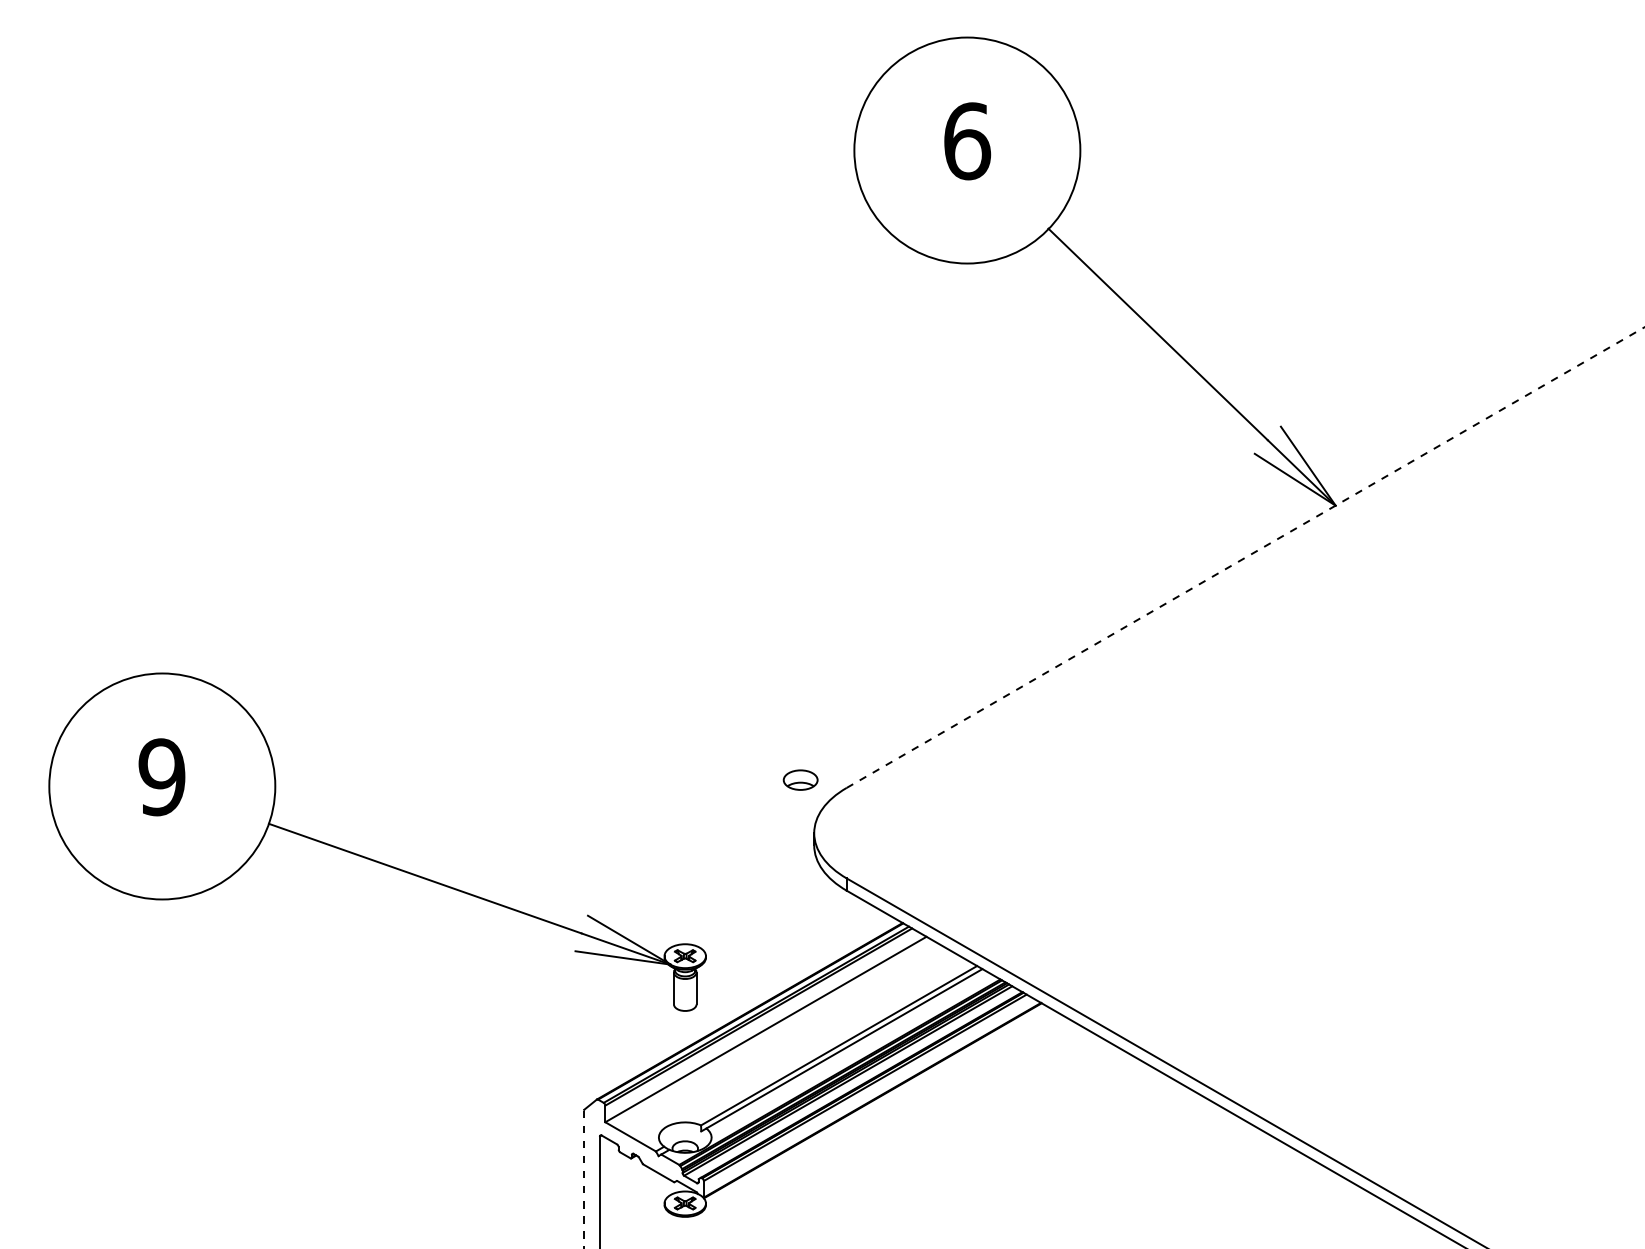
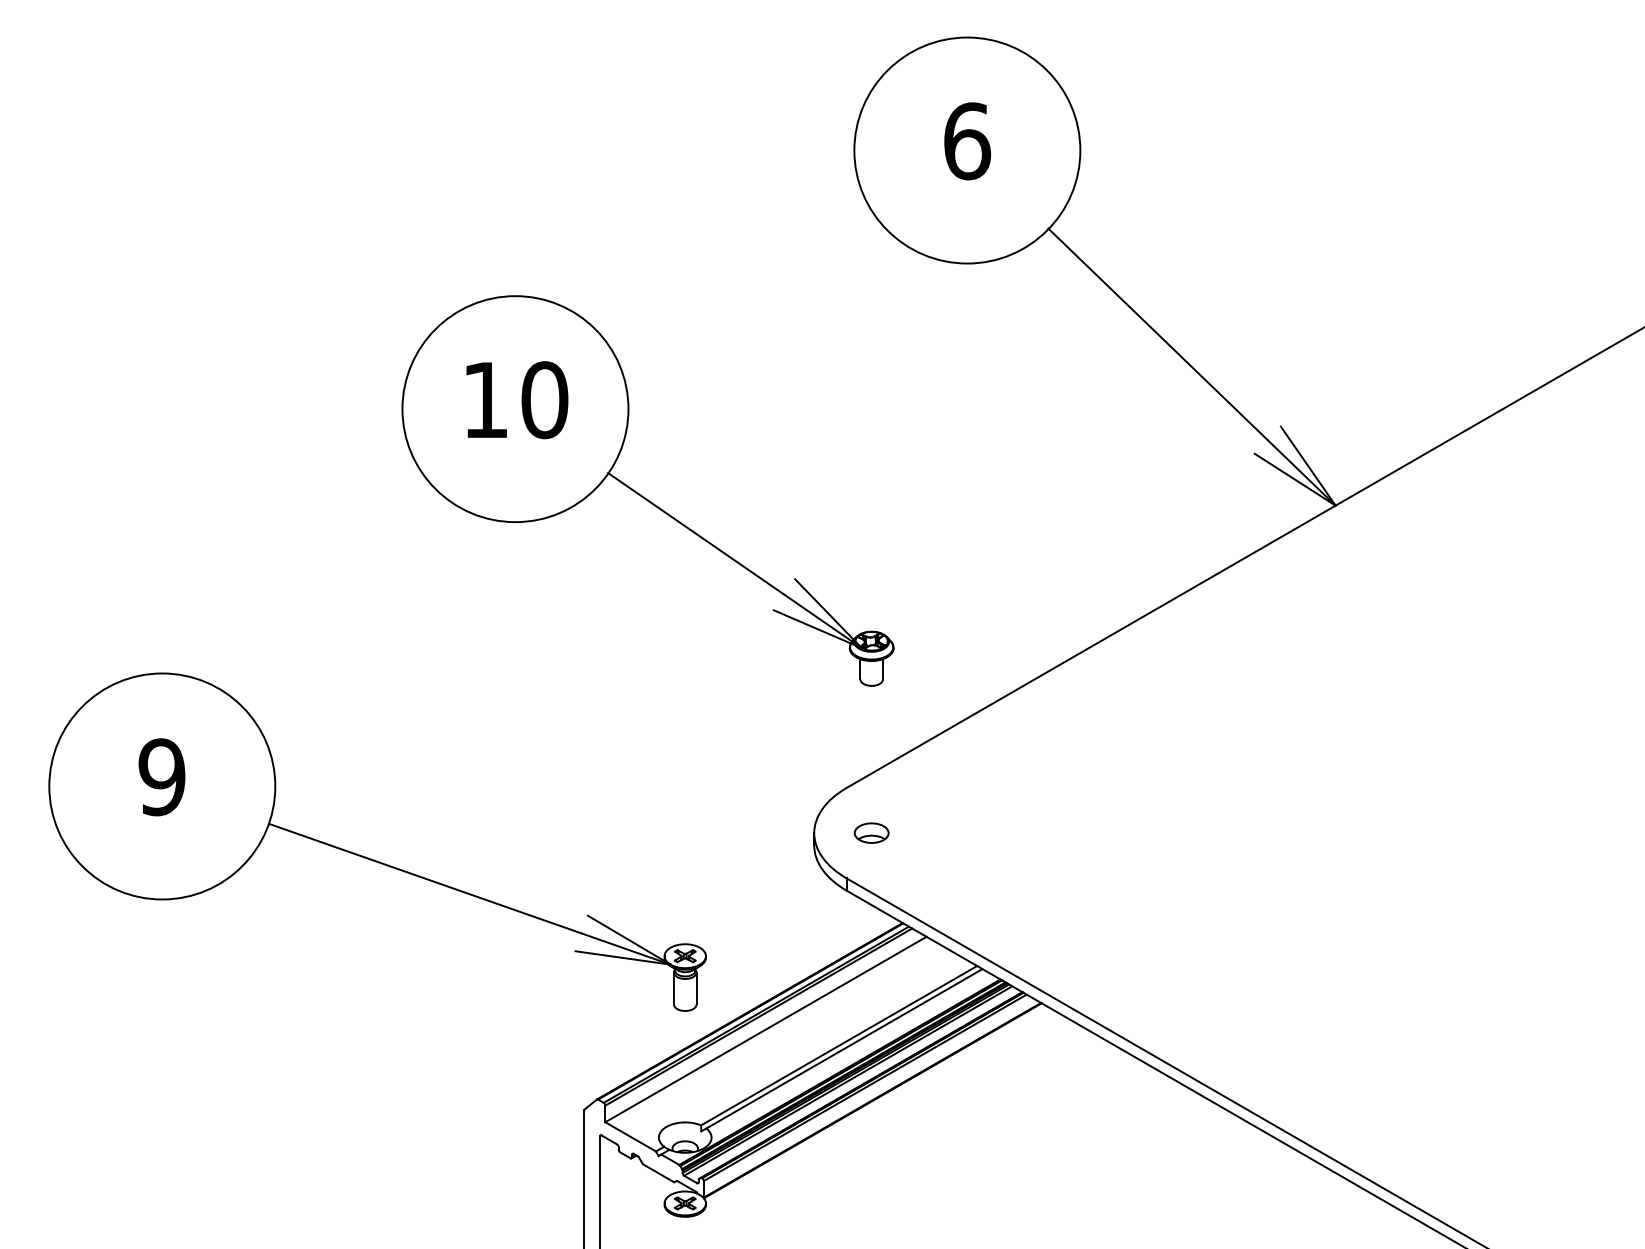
part: none -> present (642, 495)
line: dashed -> solid (1245, 557)
part position: (800, 779) -> (871, 832) (871, 832)
line: dashed -> solid (584, 1179)
